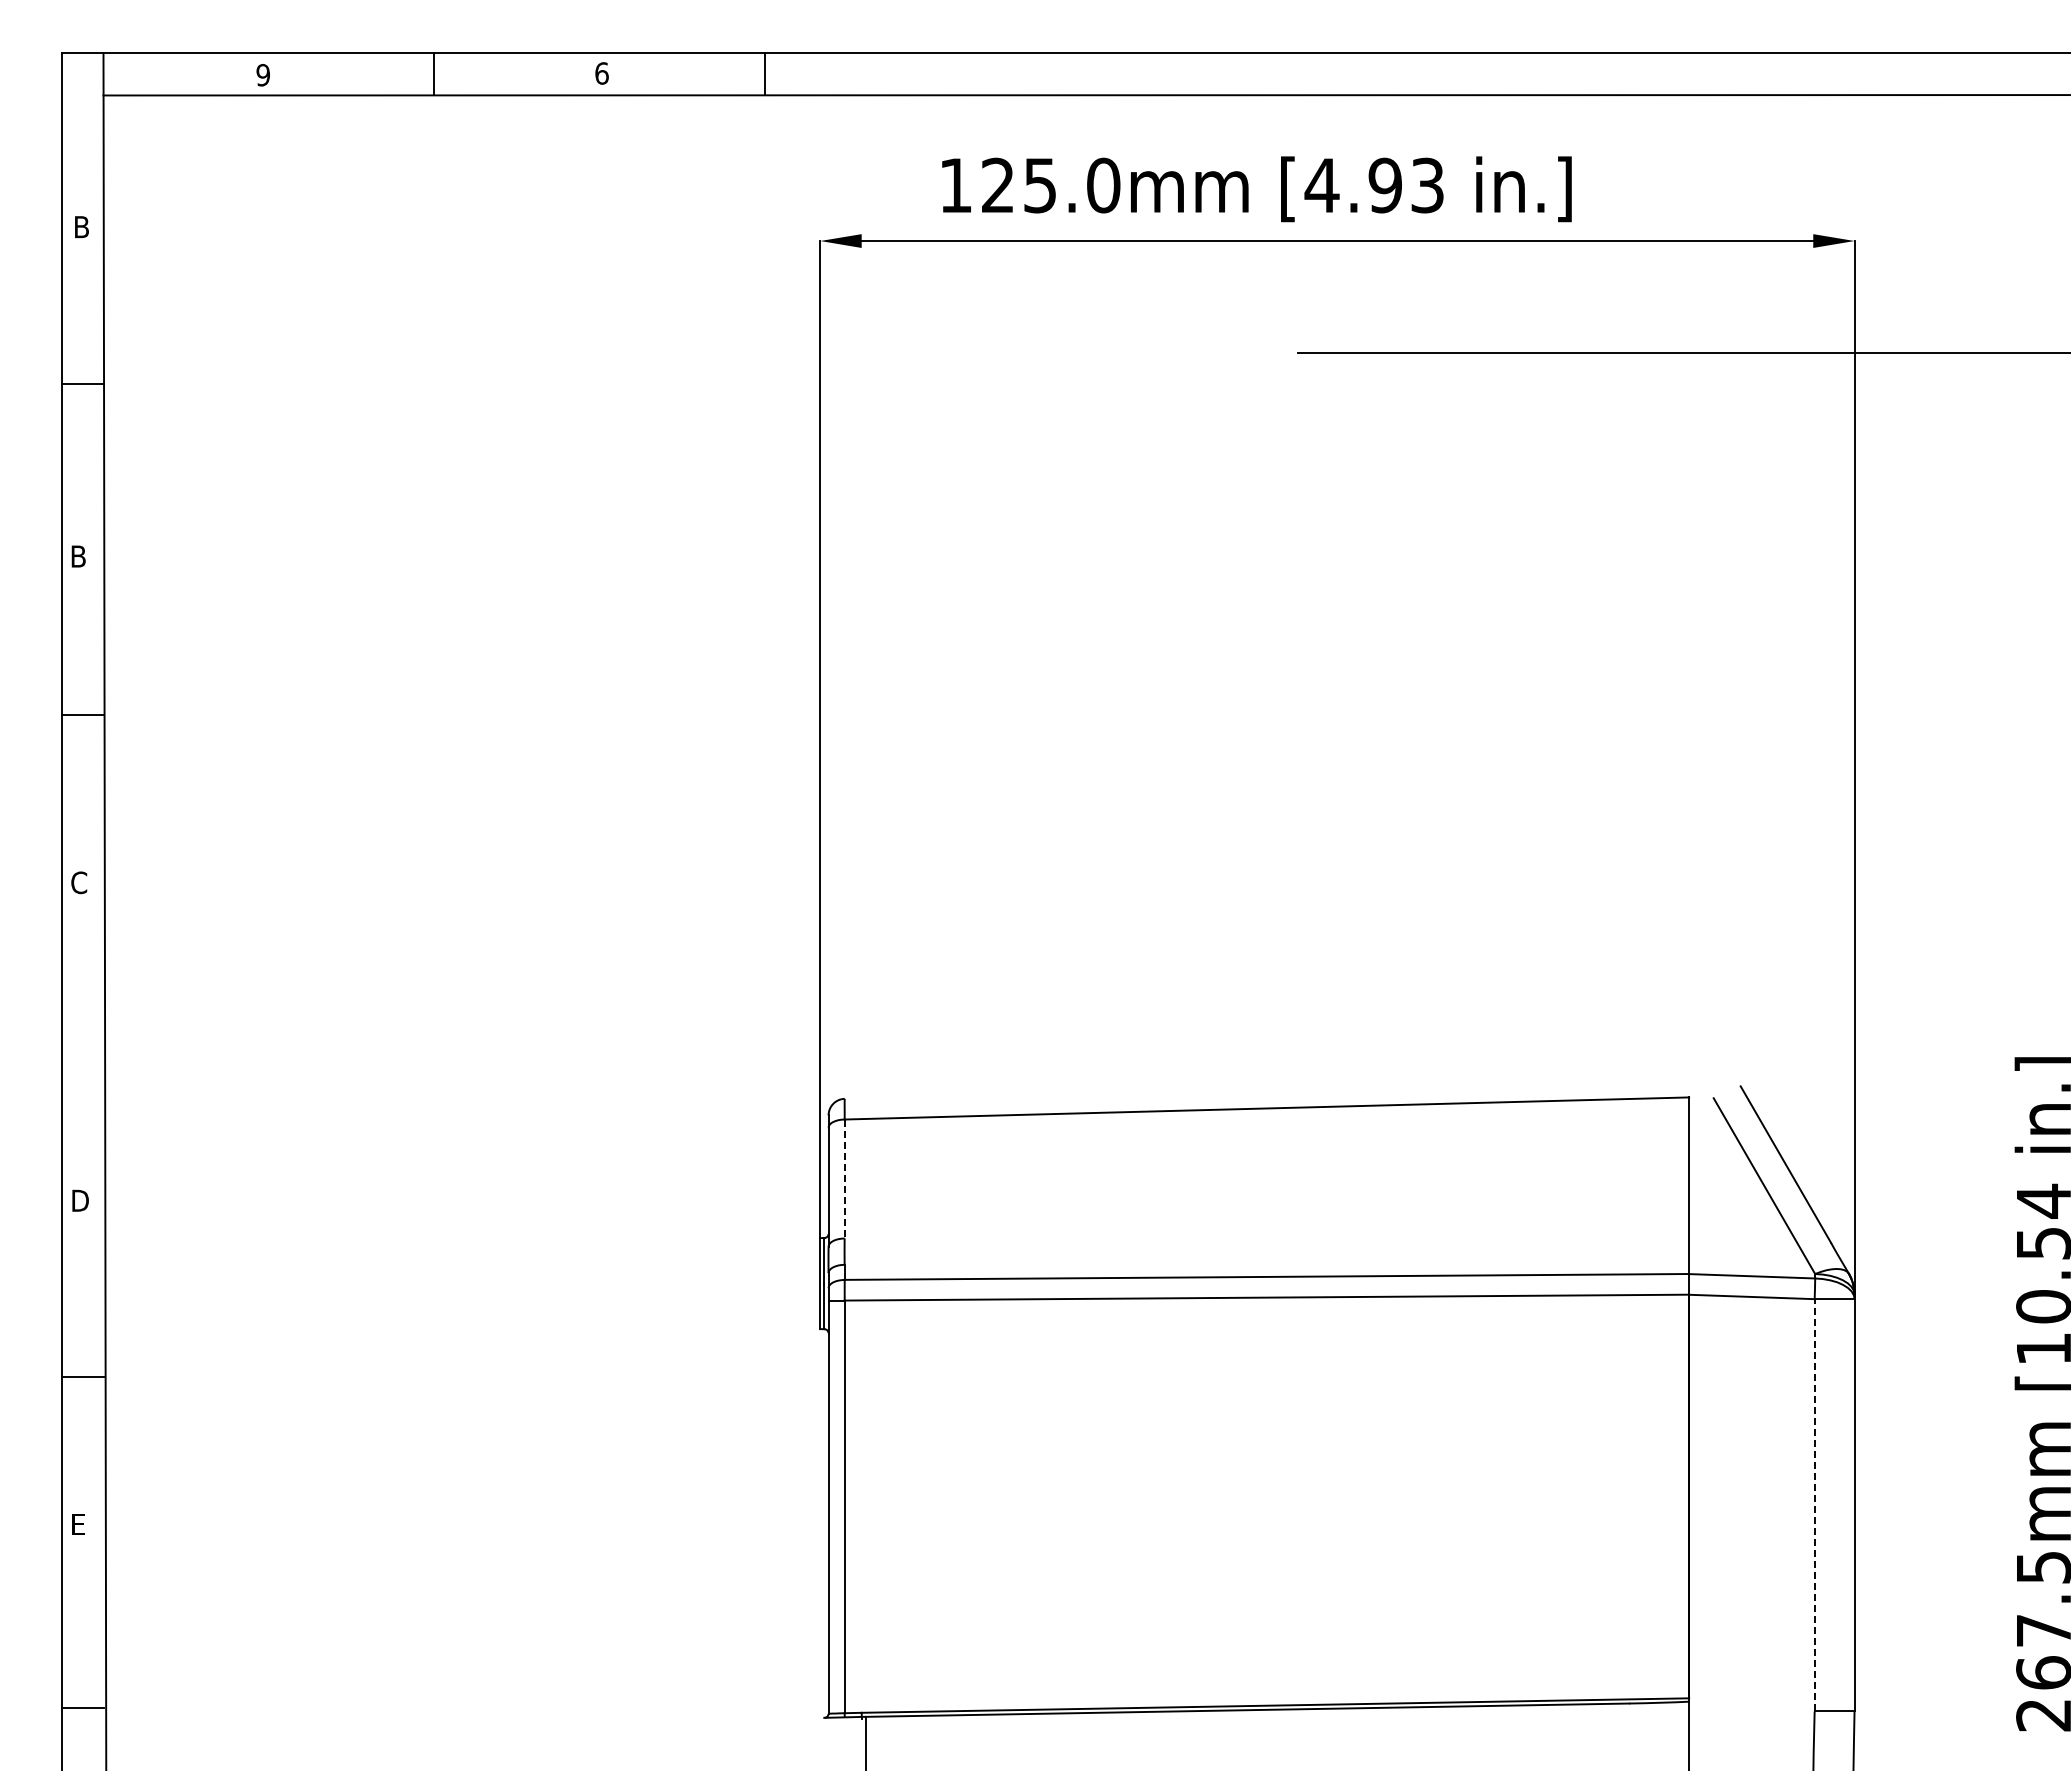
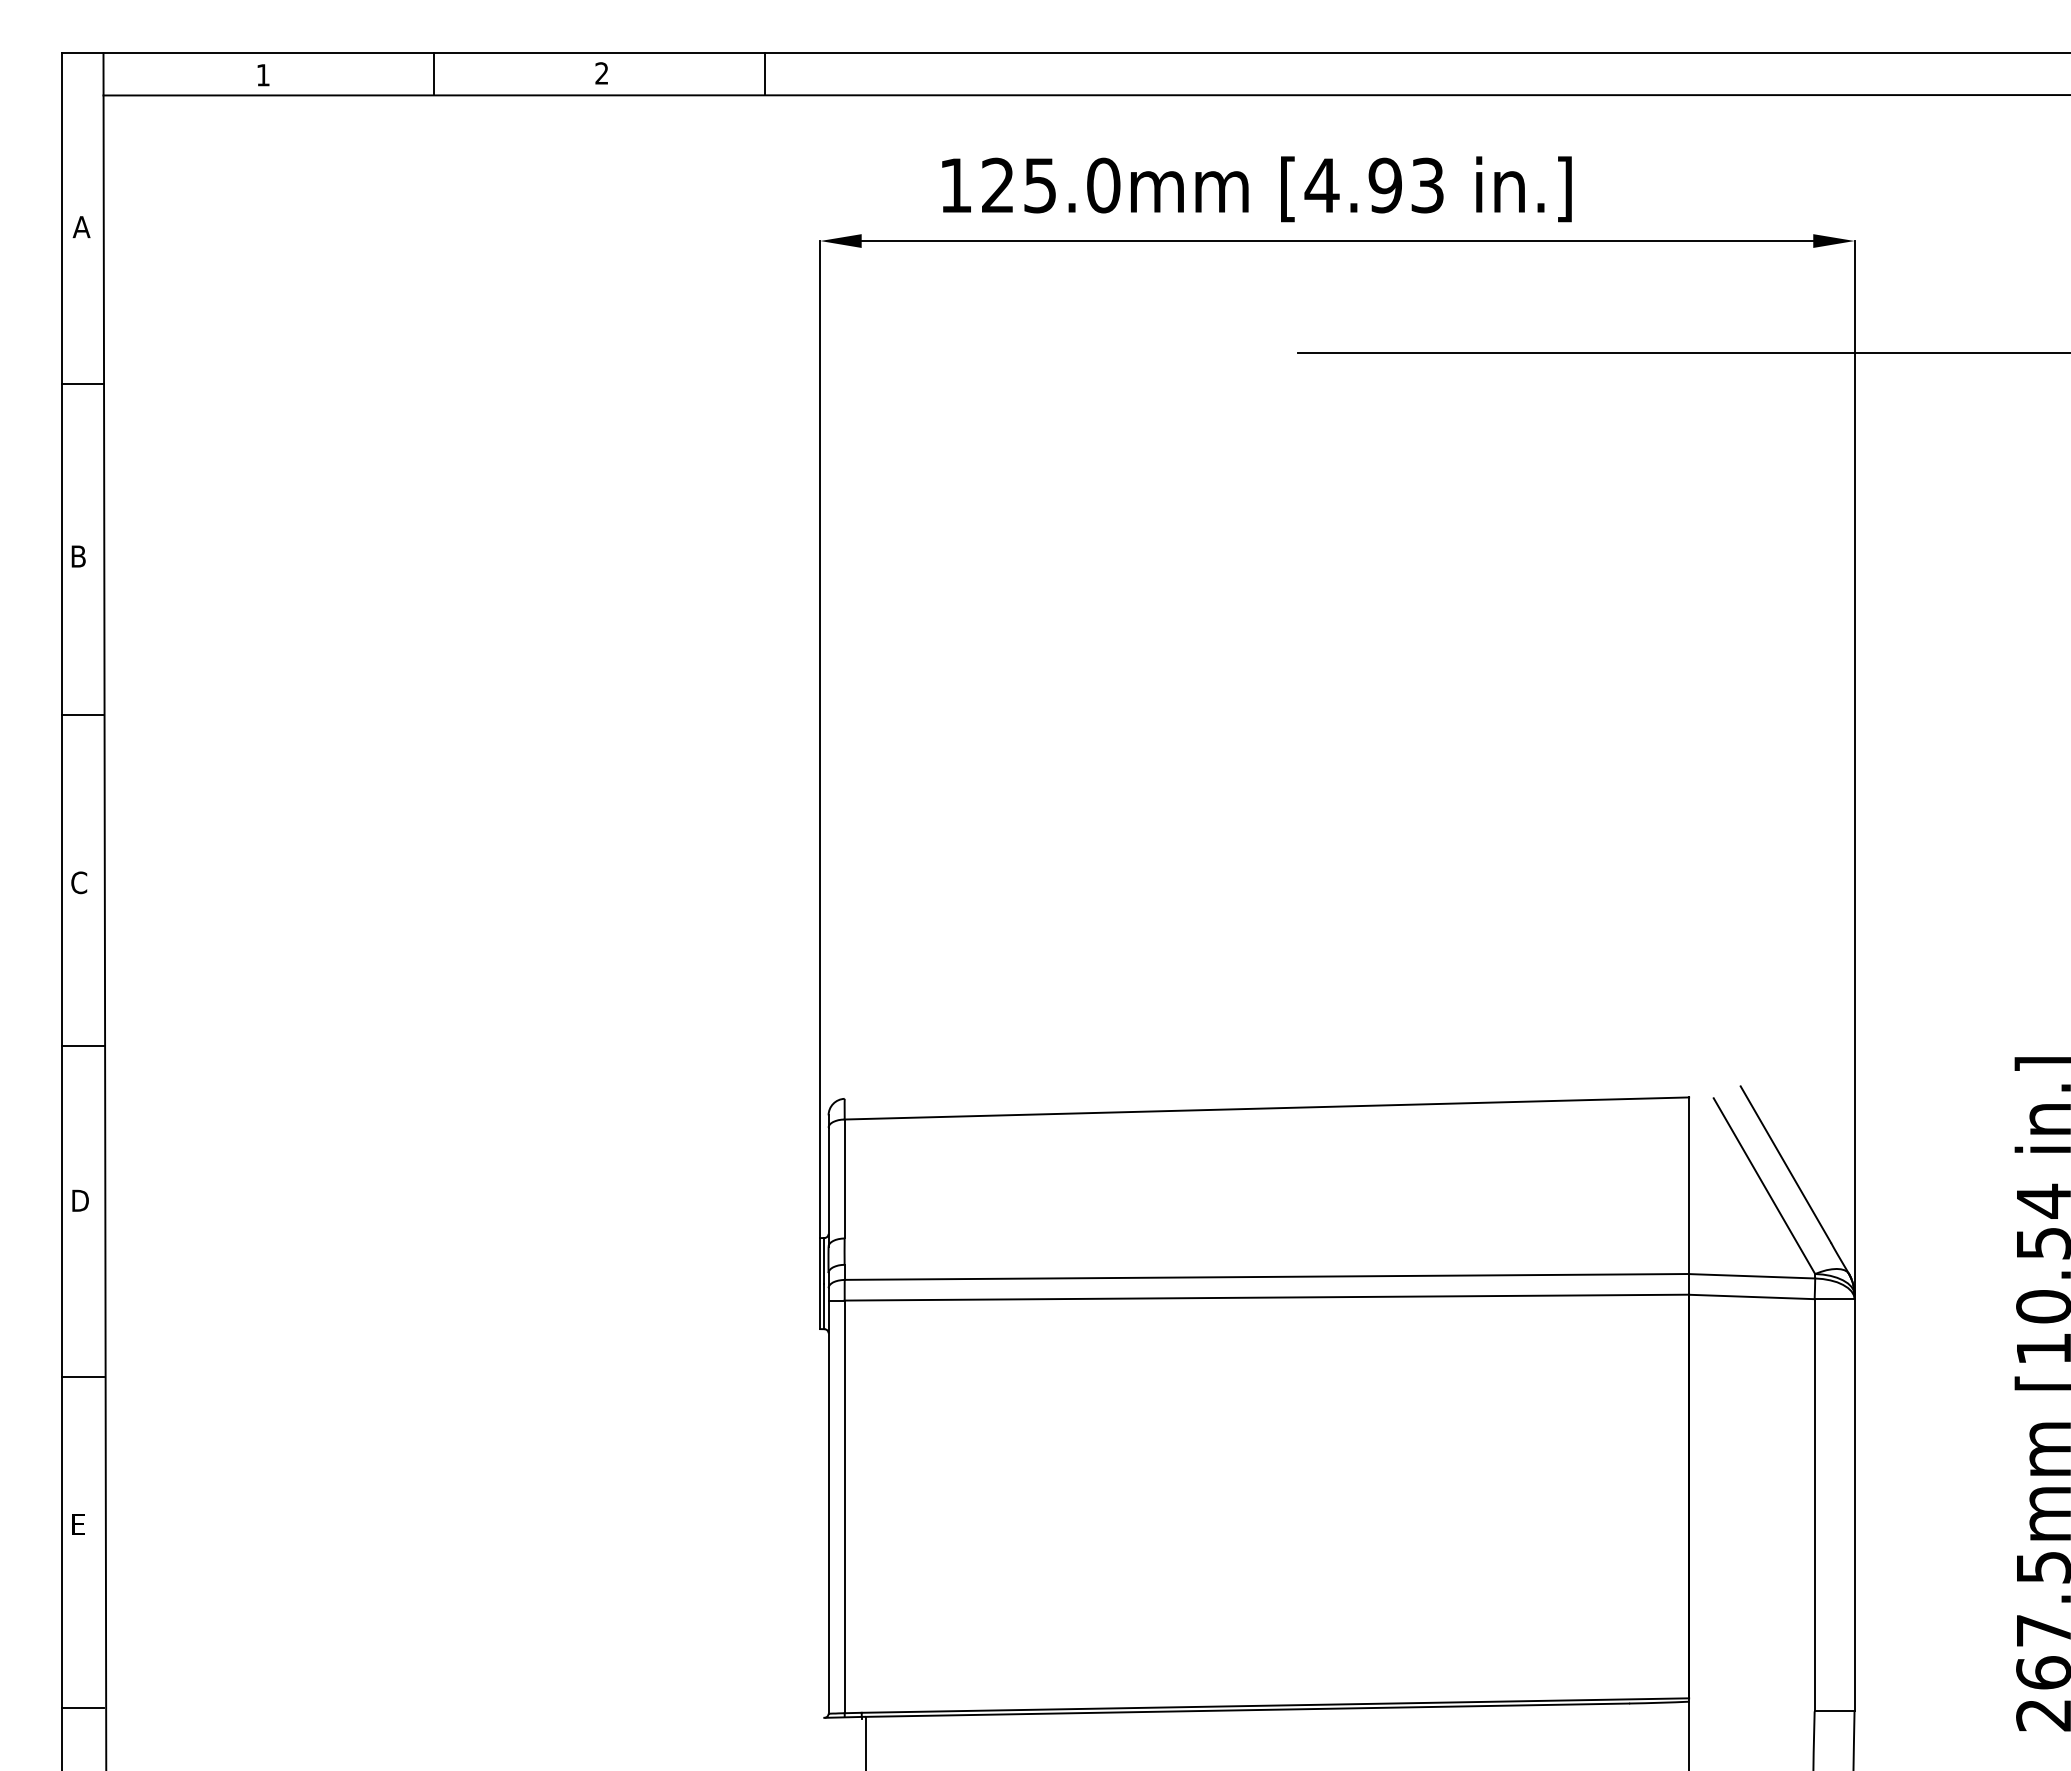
text: 6 -> 2 (601, 73)
text: 9 -> 1 (262, 75)
text: B -> A (81, 227)
line: none -> present (82, 1046)
line: dashed -> solid (844, 1179)
line: dashed -> solid (1814, 1504)
